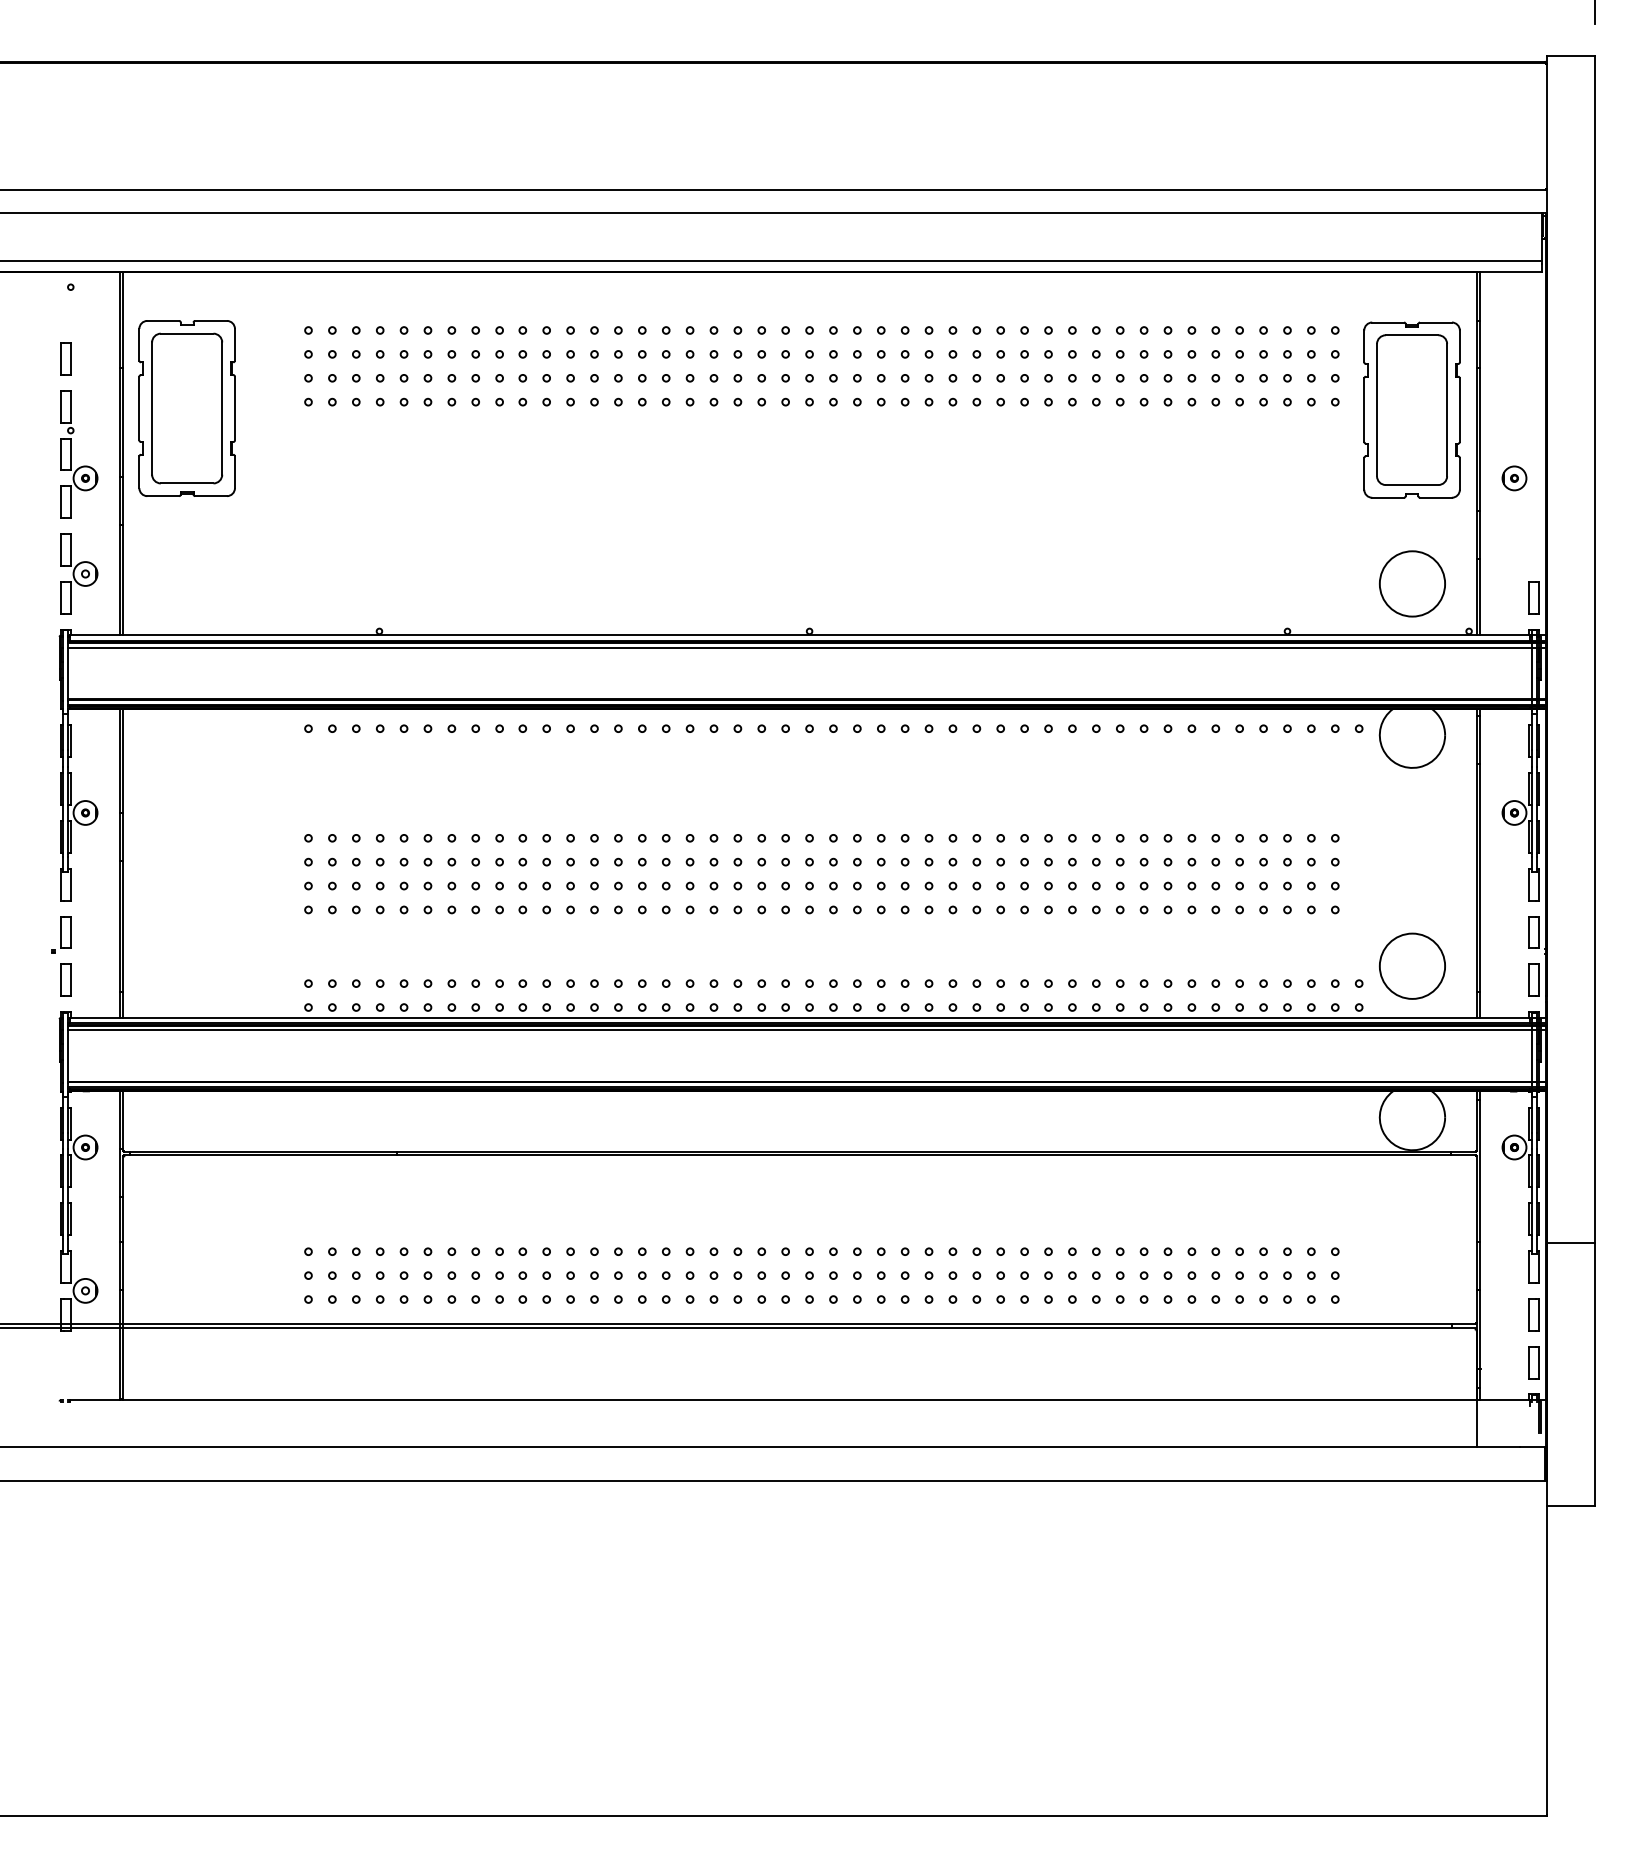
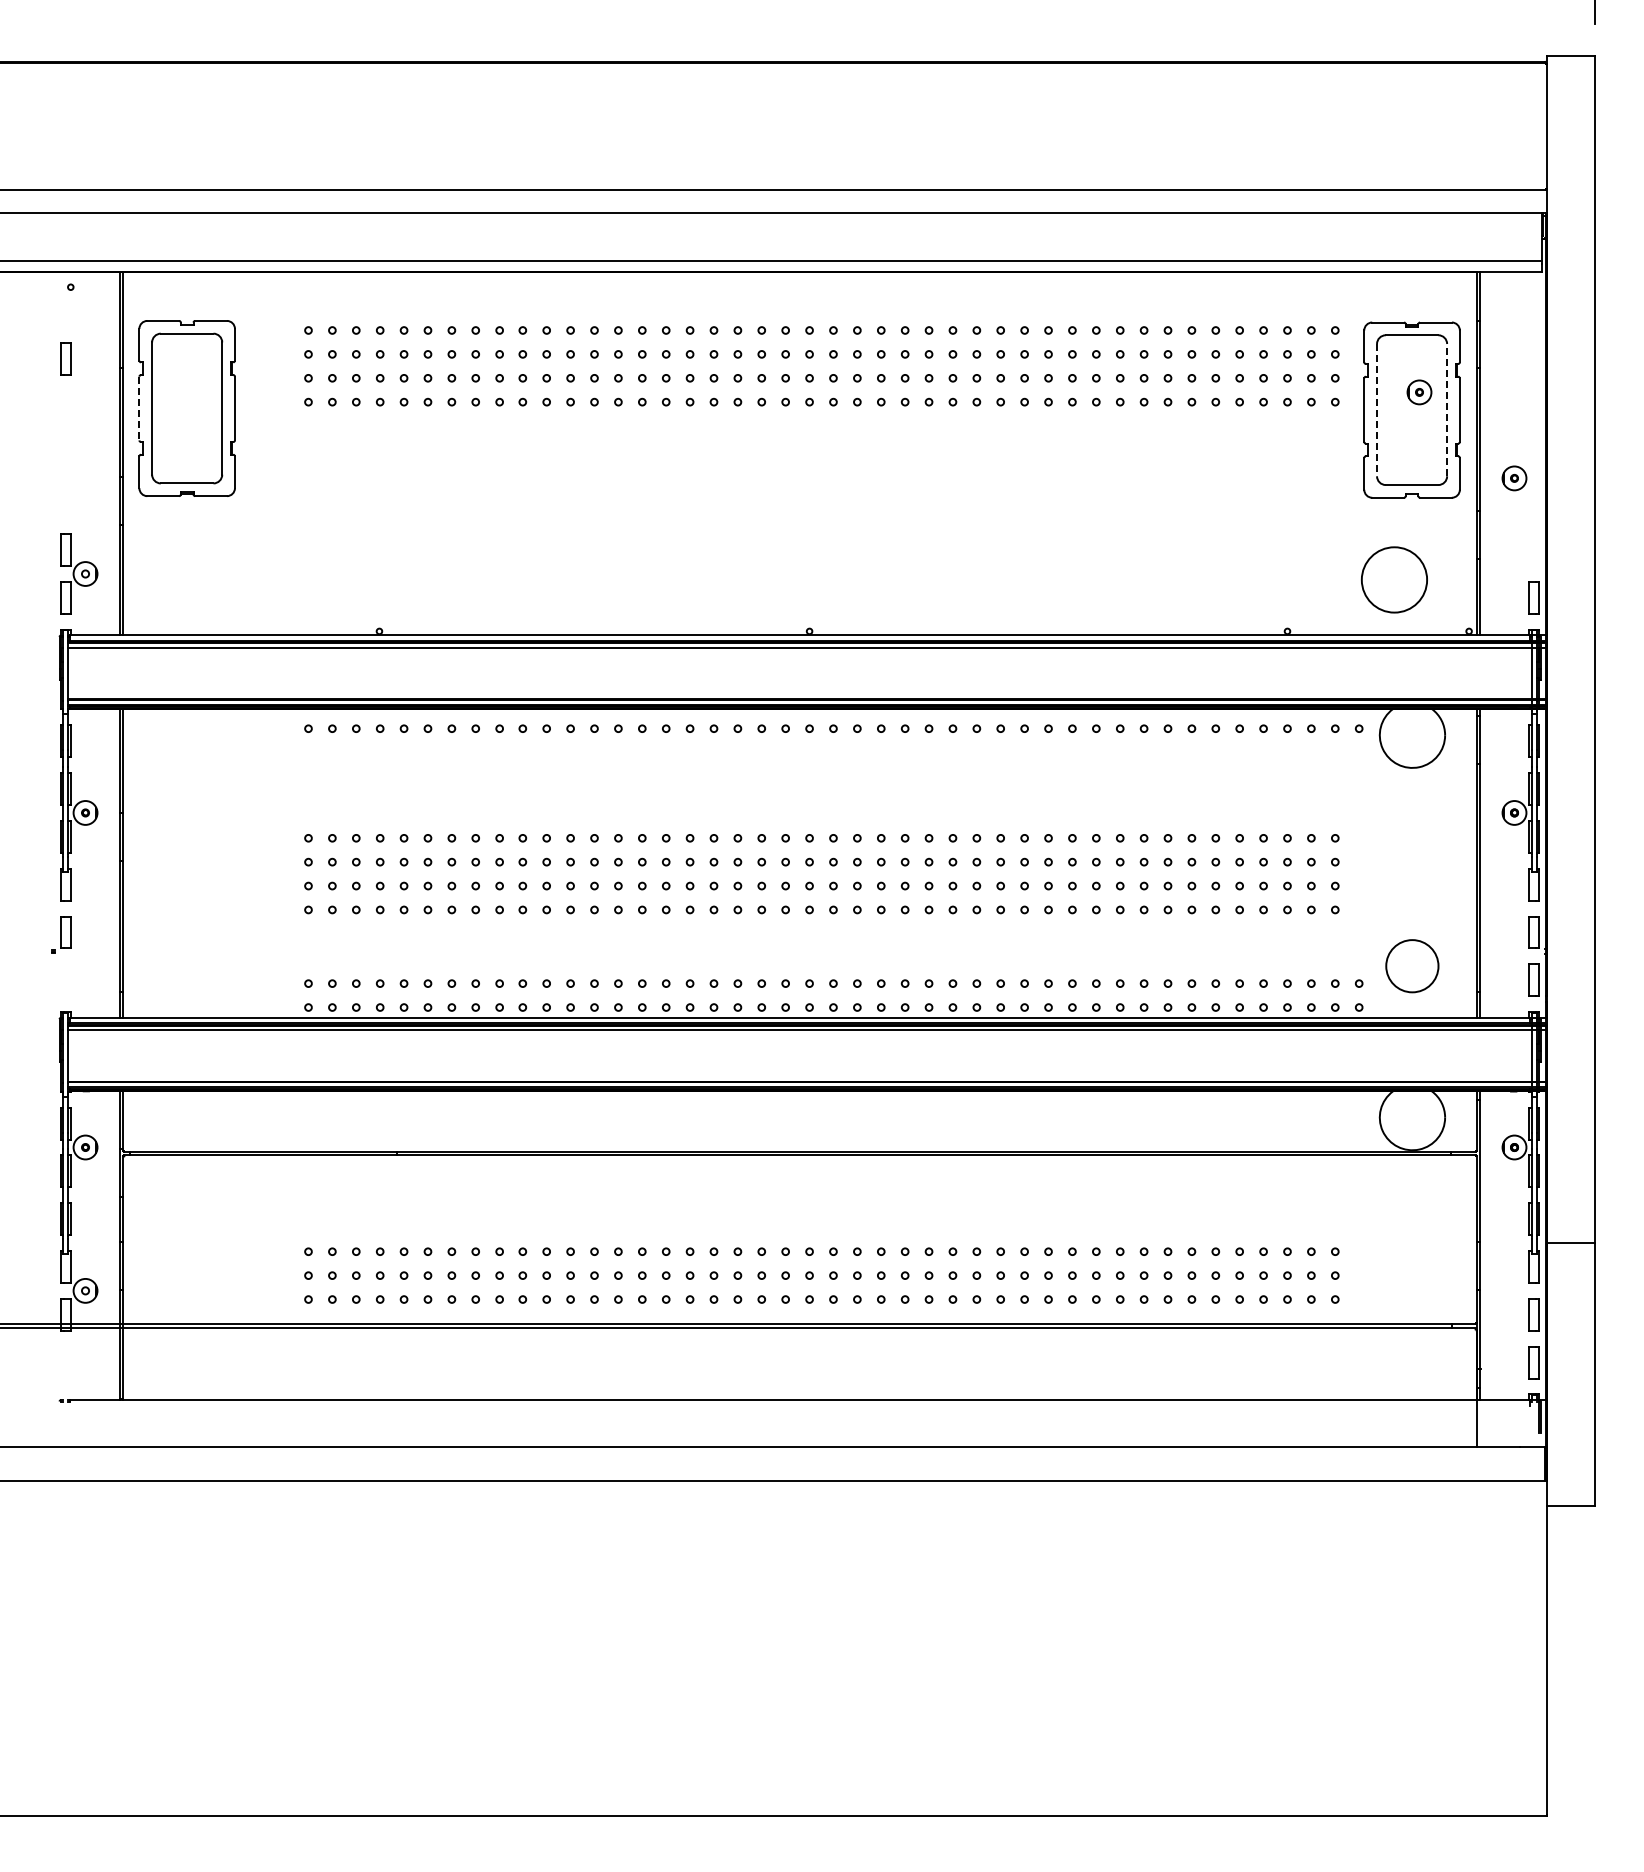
part: none -> present (1419, 392)
line: solid -> dashed (139, 408)
line: solid -> dashed (1447, 409)
line: solid -> dashed (1377, 410)
part: present -> none (71, 454)
circle position: (1412, 583) -> (1394, 579) (1394, 579)
circle size: 68x68 px -> 55x55 px (1412, 966)
part: present -> none (65, 979)
